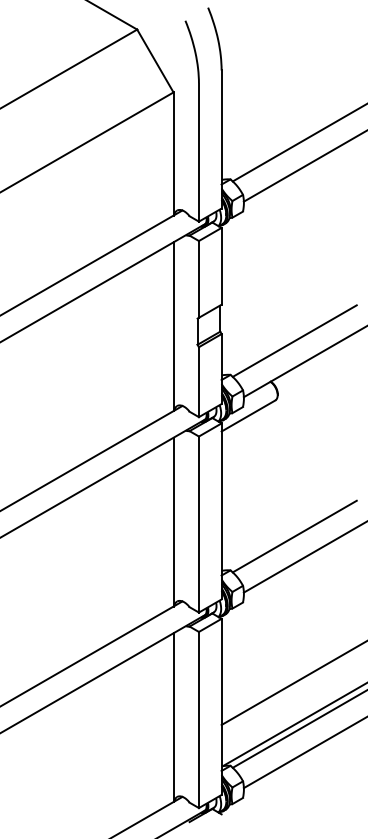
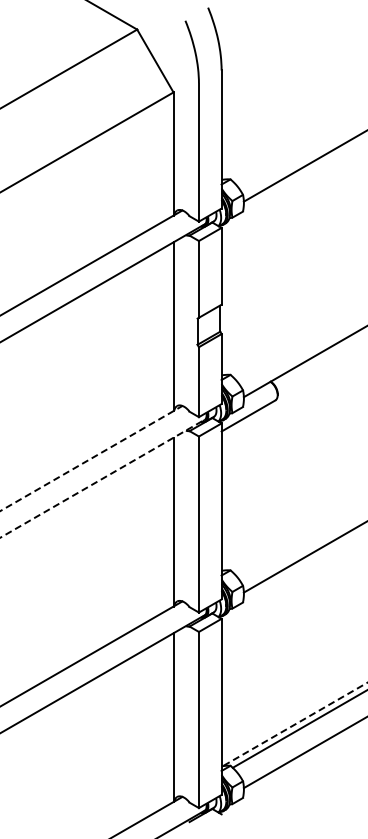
line: present -> none (298, 143)
line: present -> none (294, 340)
line: solid -> dashed (91, 458)
line: solid -> dashed (103, 478)
line: present -> none (294, 536)
line: present -> none (292, 683)
line: solid -> dashed (294, 724)
